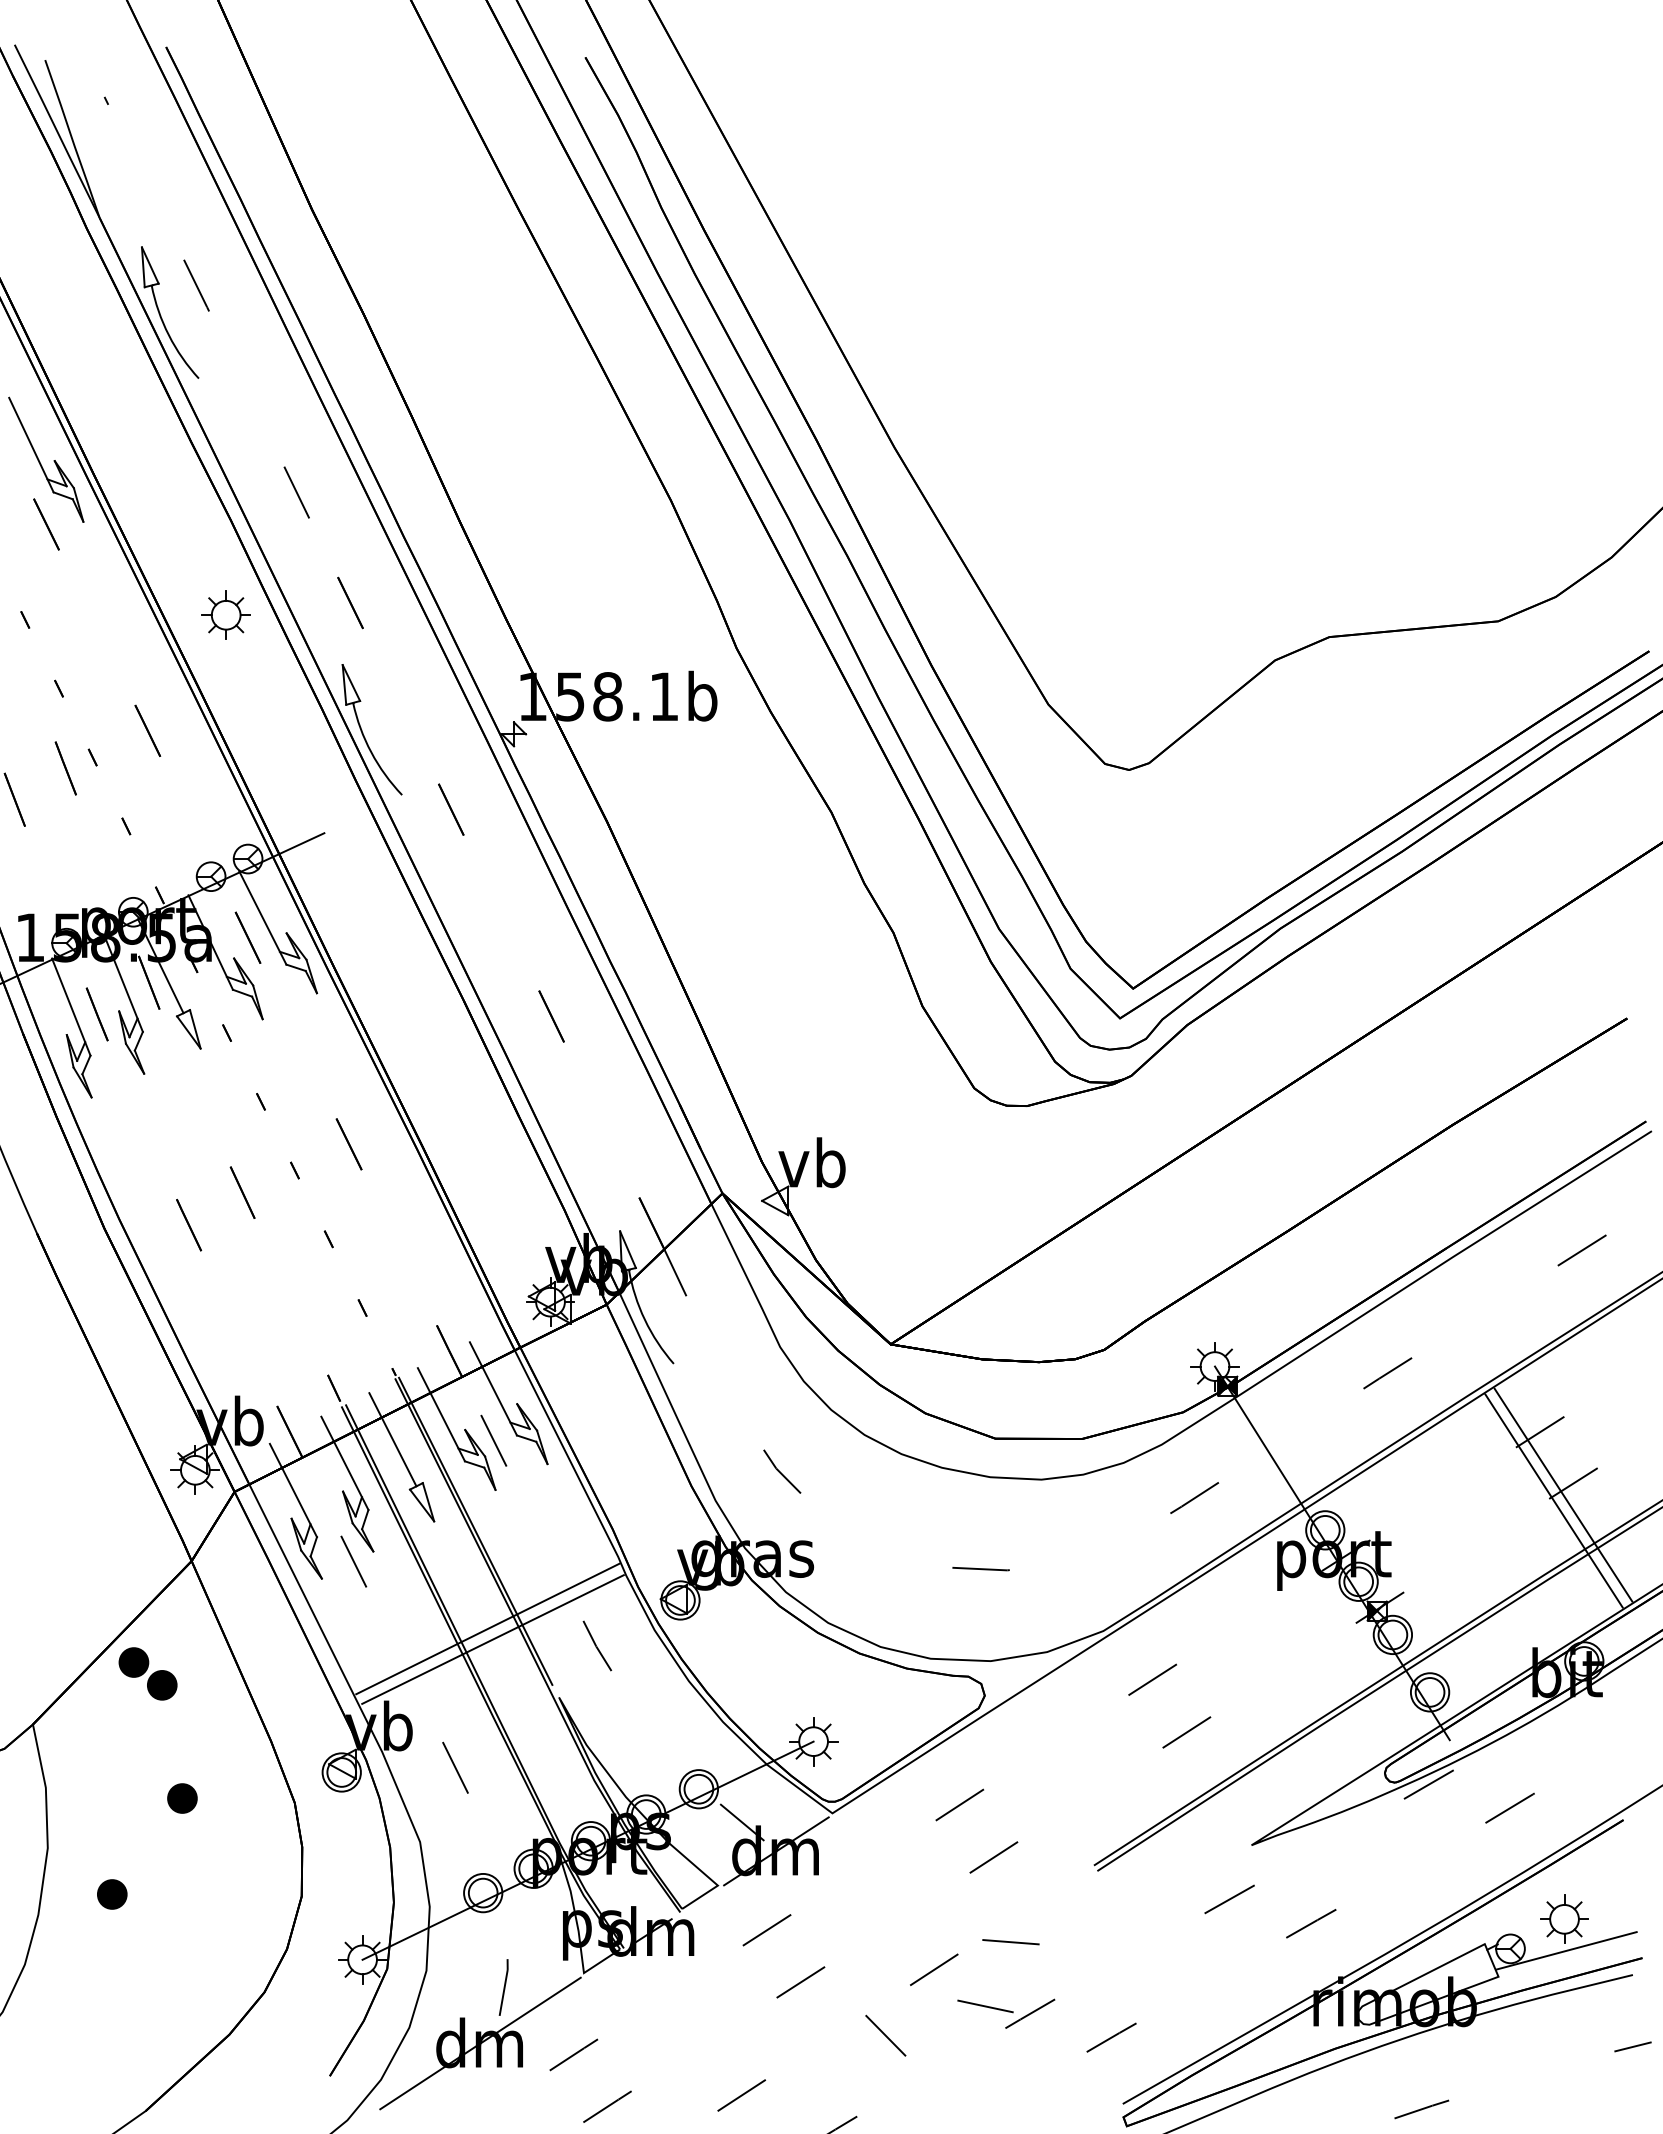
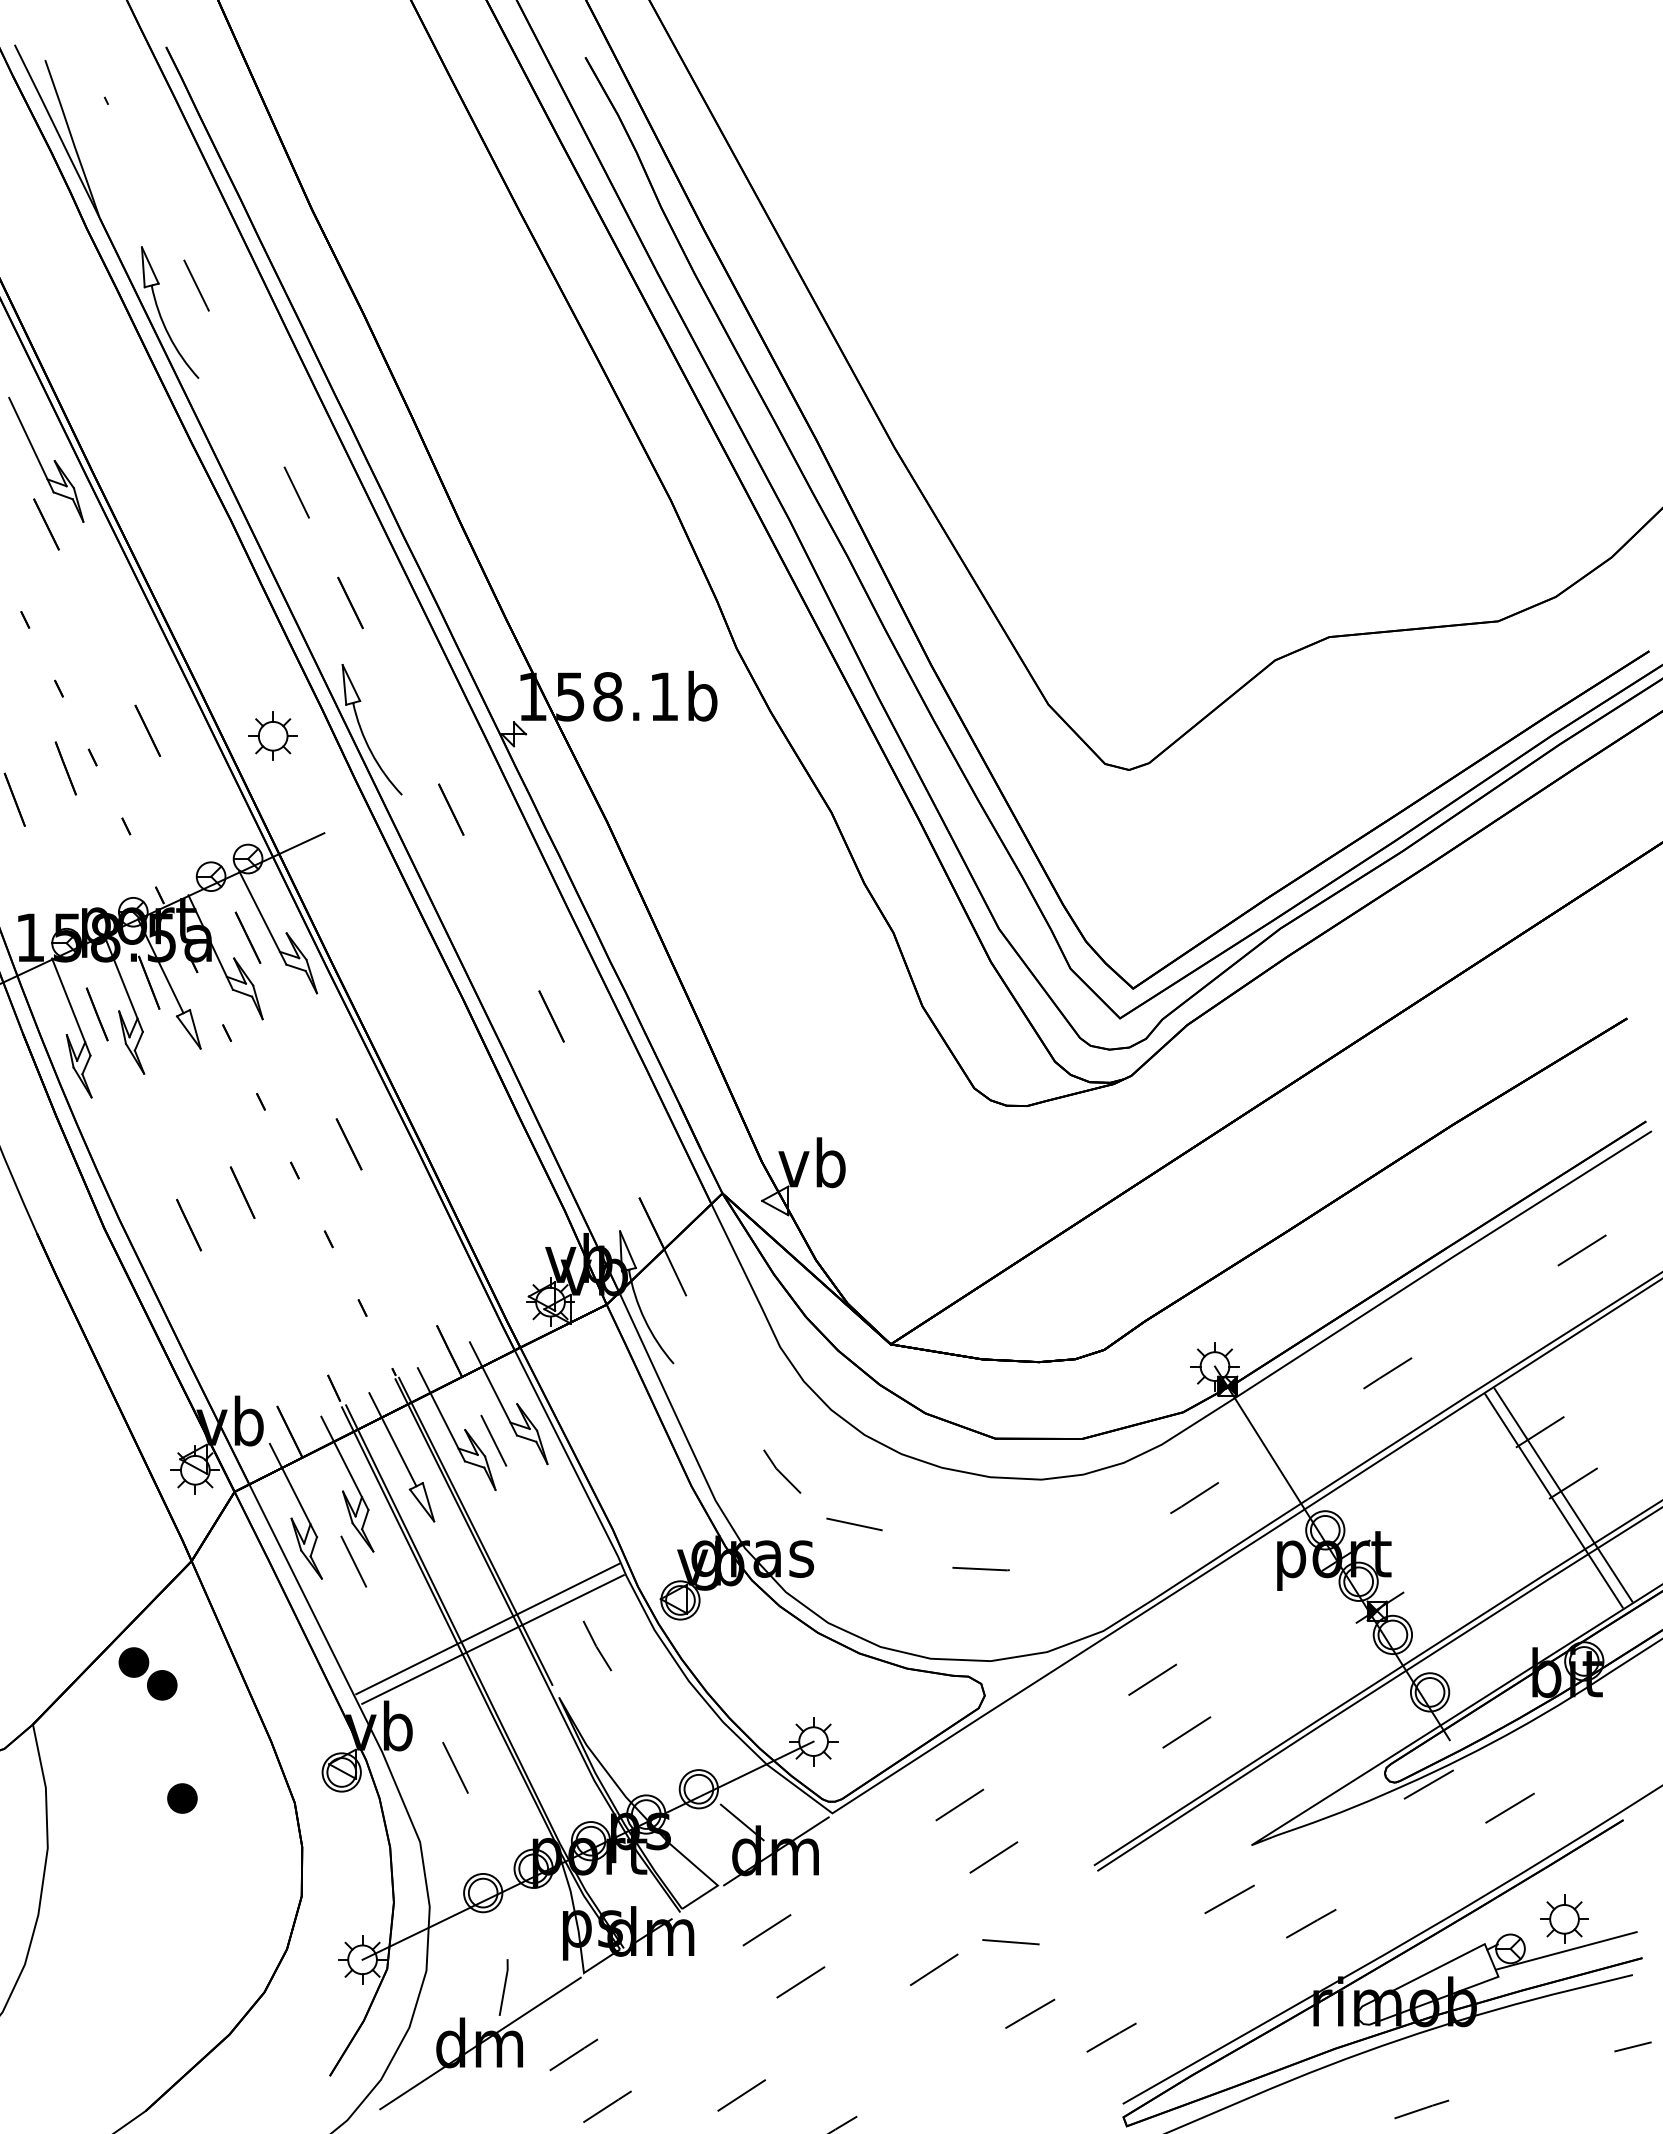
part position: (225, 614) -> (272, 735) (272, 735)
part: present -> none (112, 1894)
line position: (985, 2006) -> (854, 1524) (854, 1524)
line: present -> none (885, 2035)
